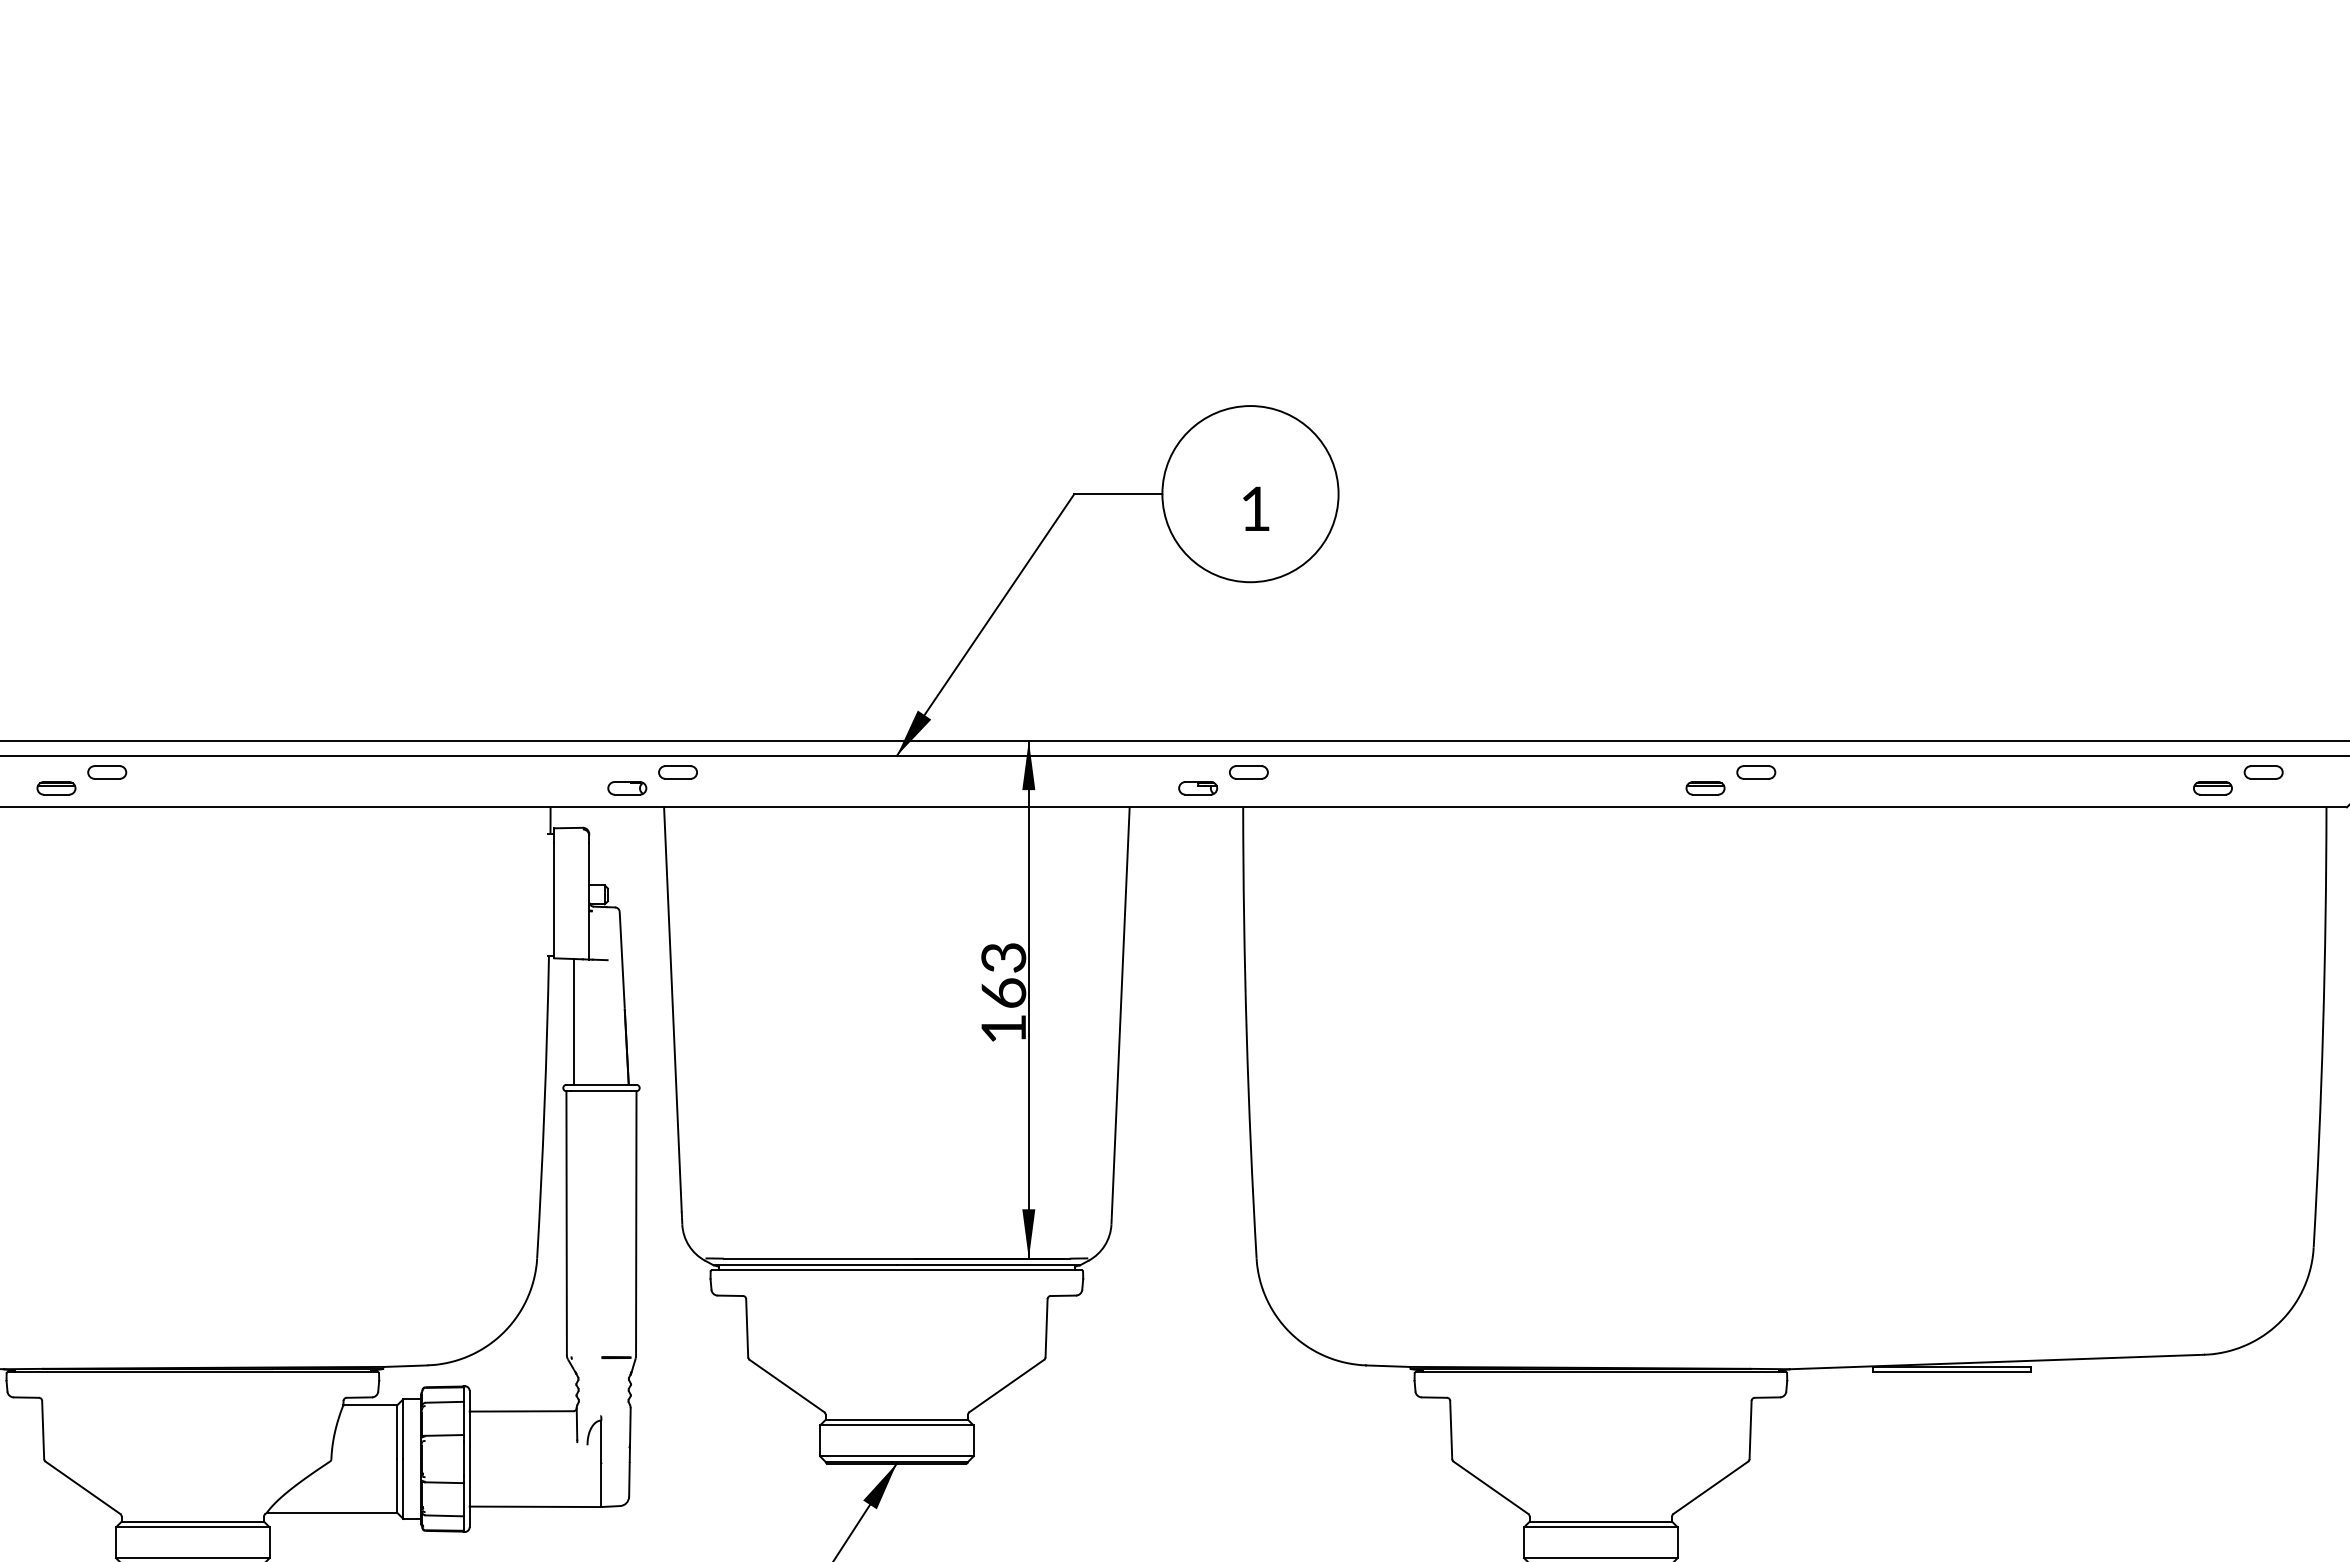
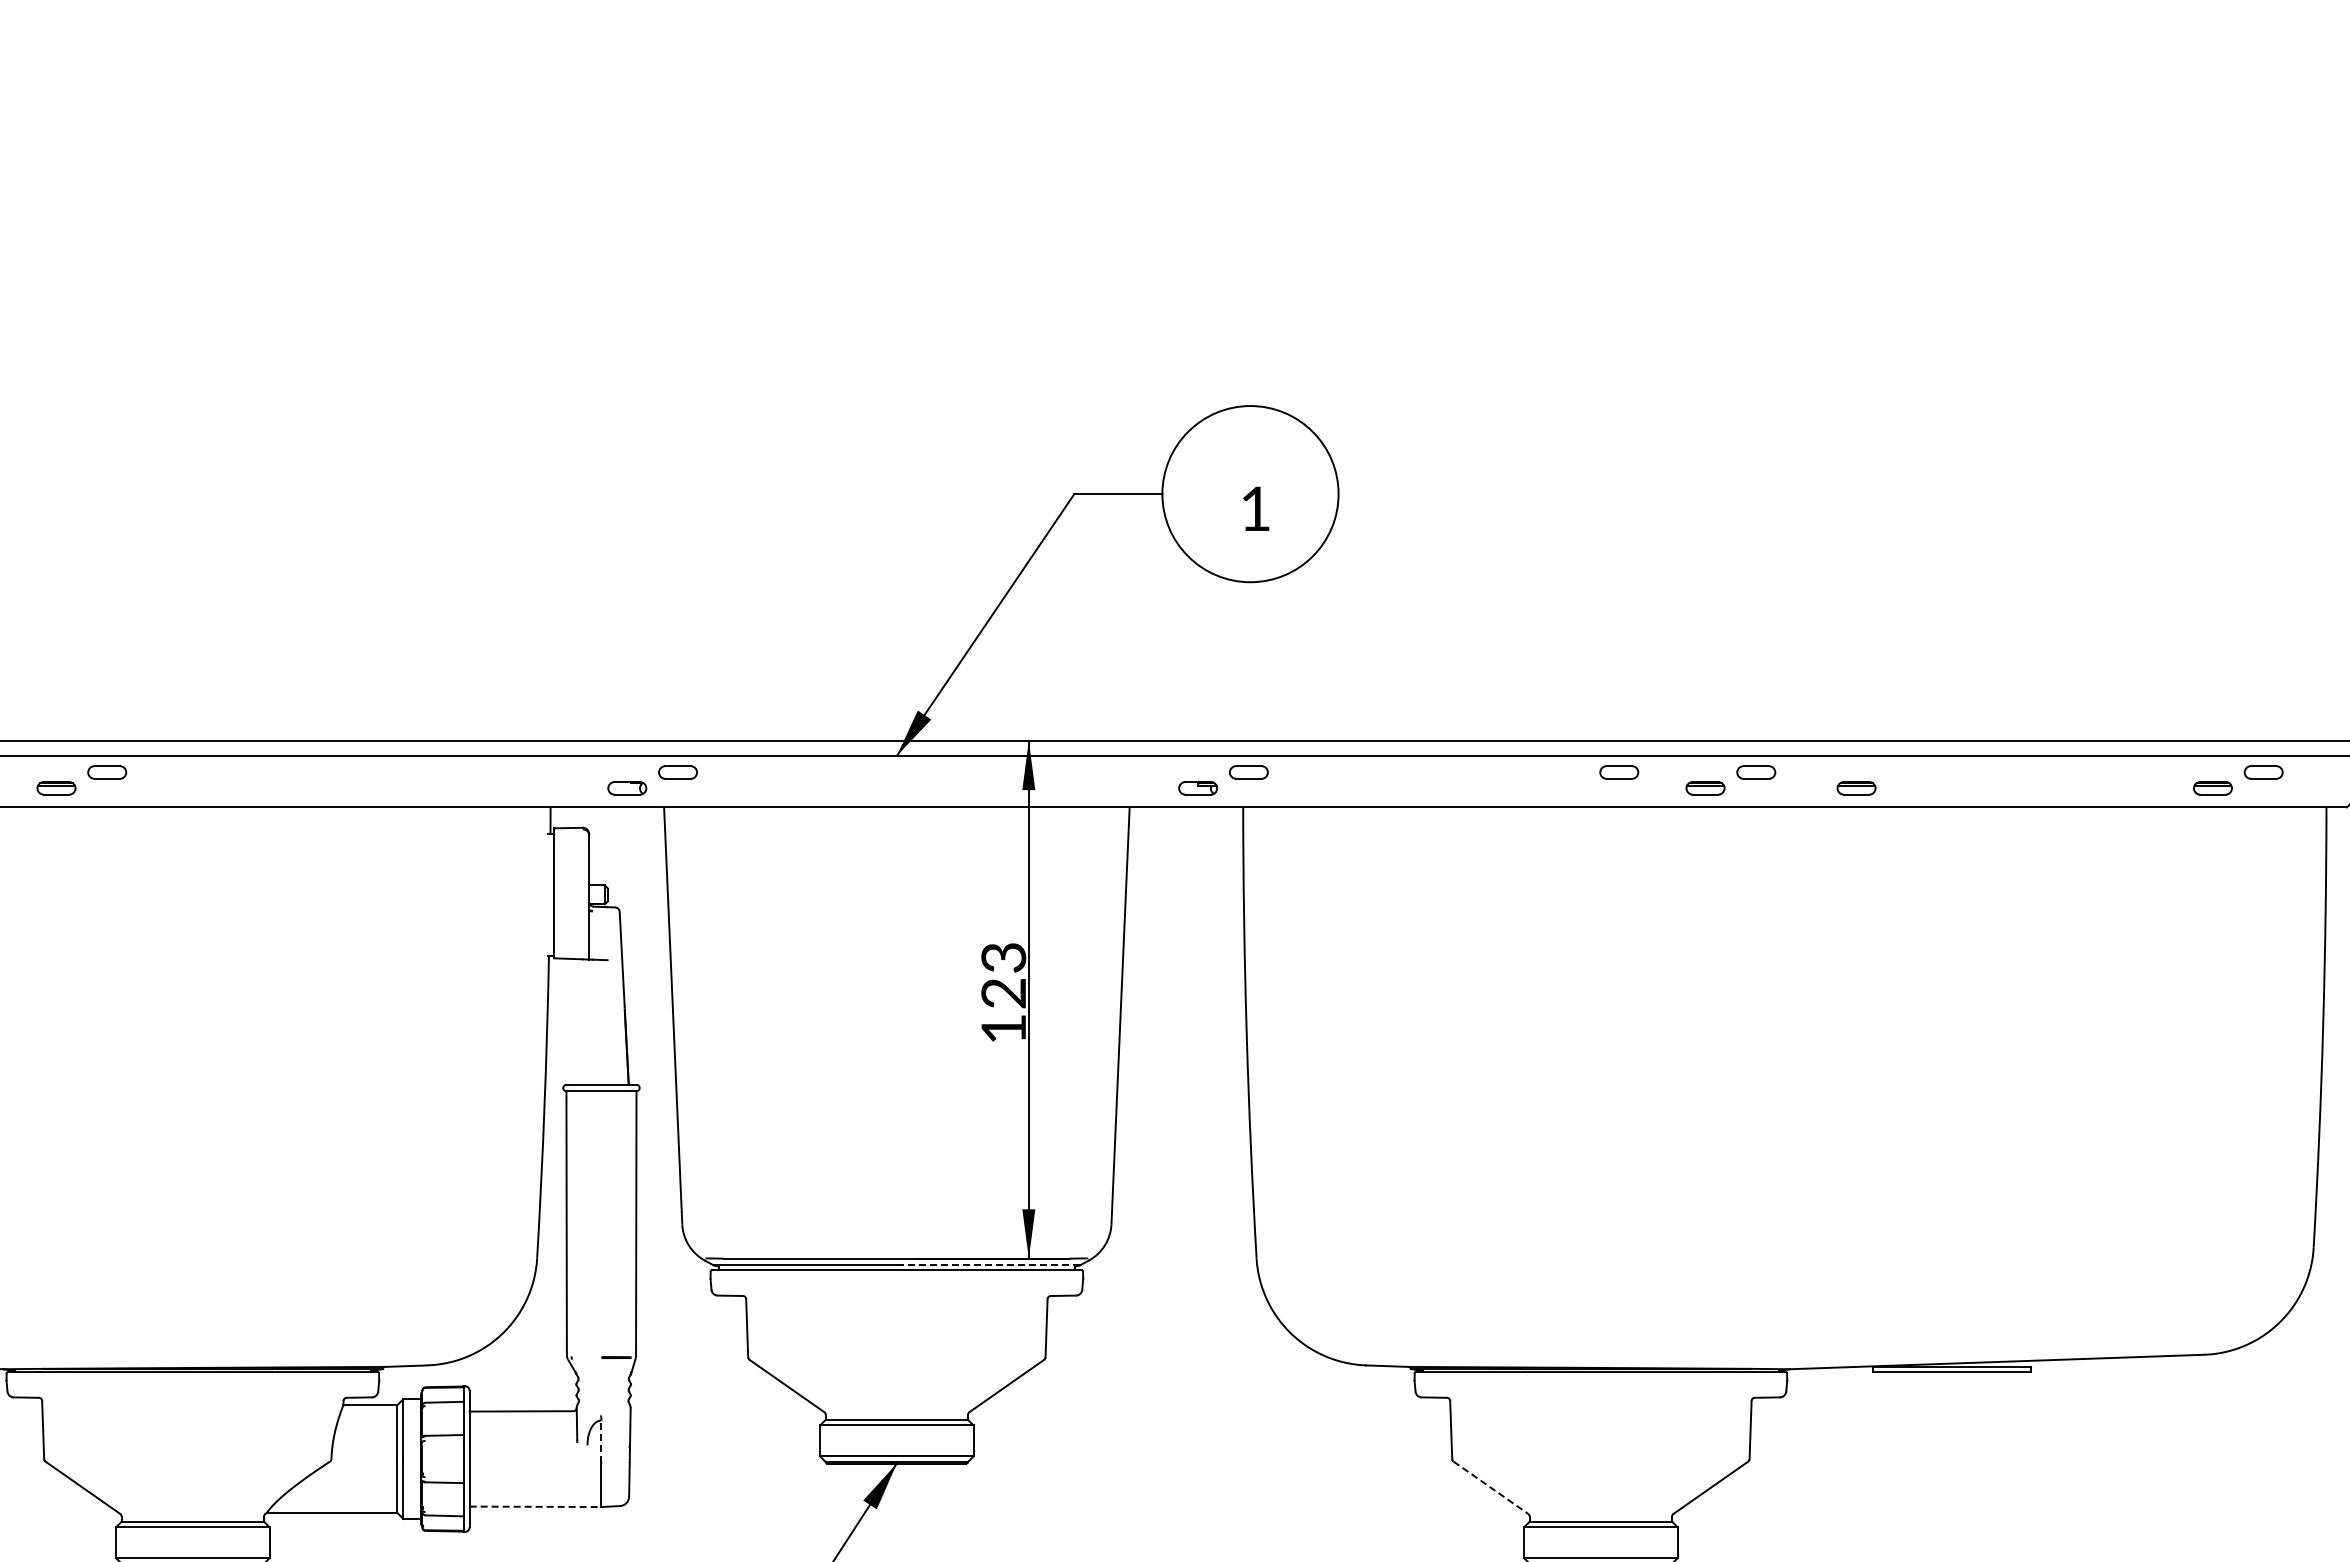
part: none -> present (1619, 772)
part: none -> present (1856, 788)
text: 163 -> 123 (1003, 993)
line: present -> none (573, 1021)
line: solid -> dashed (988, 1265)
line: solid -> dashed (601, 1441)
line: solid -> dashed (1490, 1487)
line: solid -> dashed (535, 1506)
